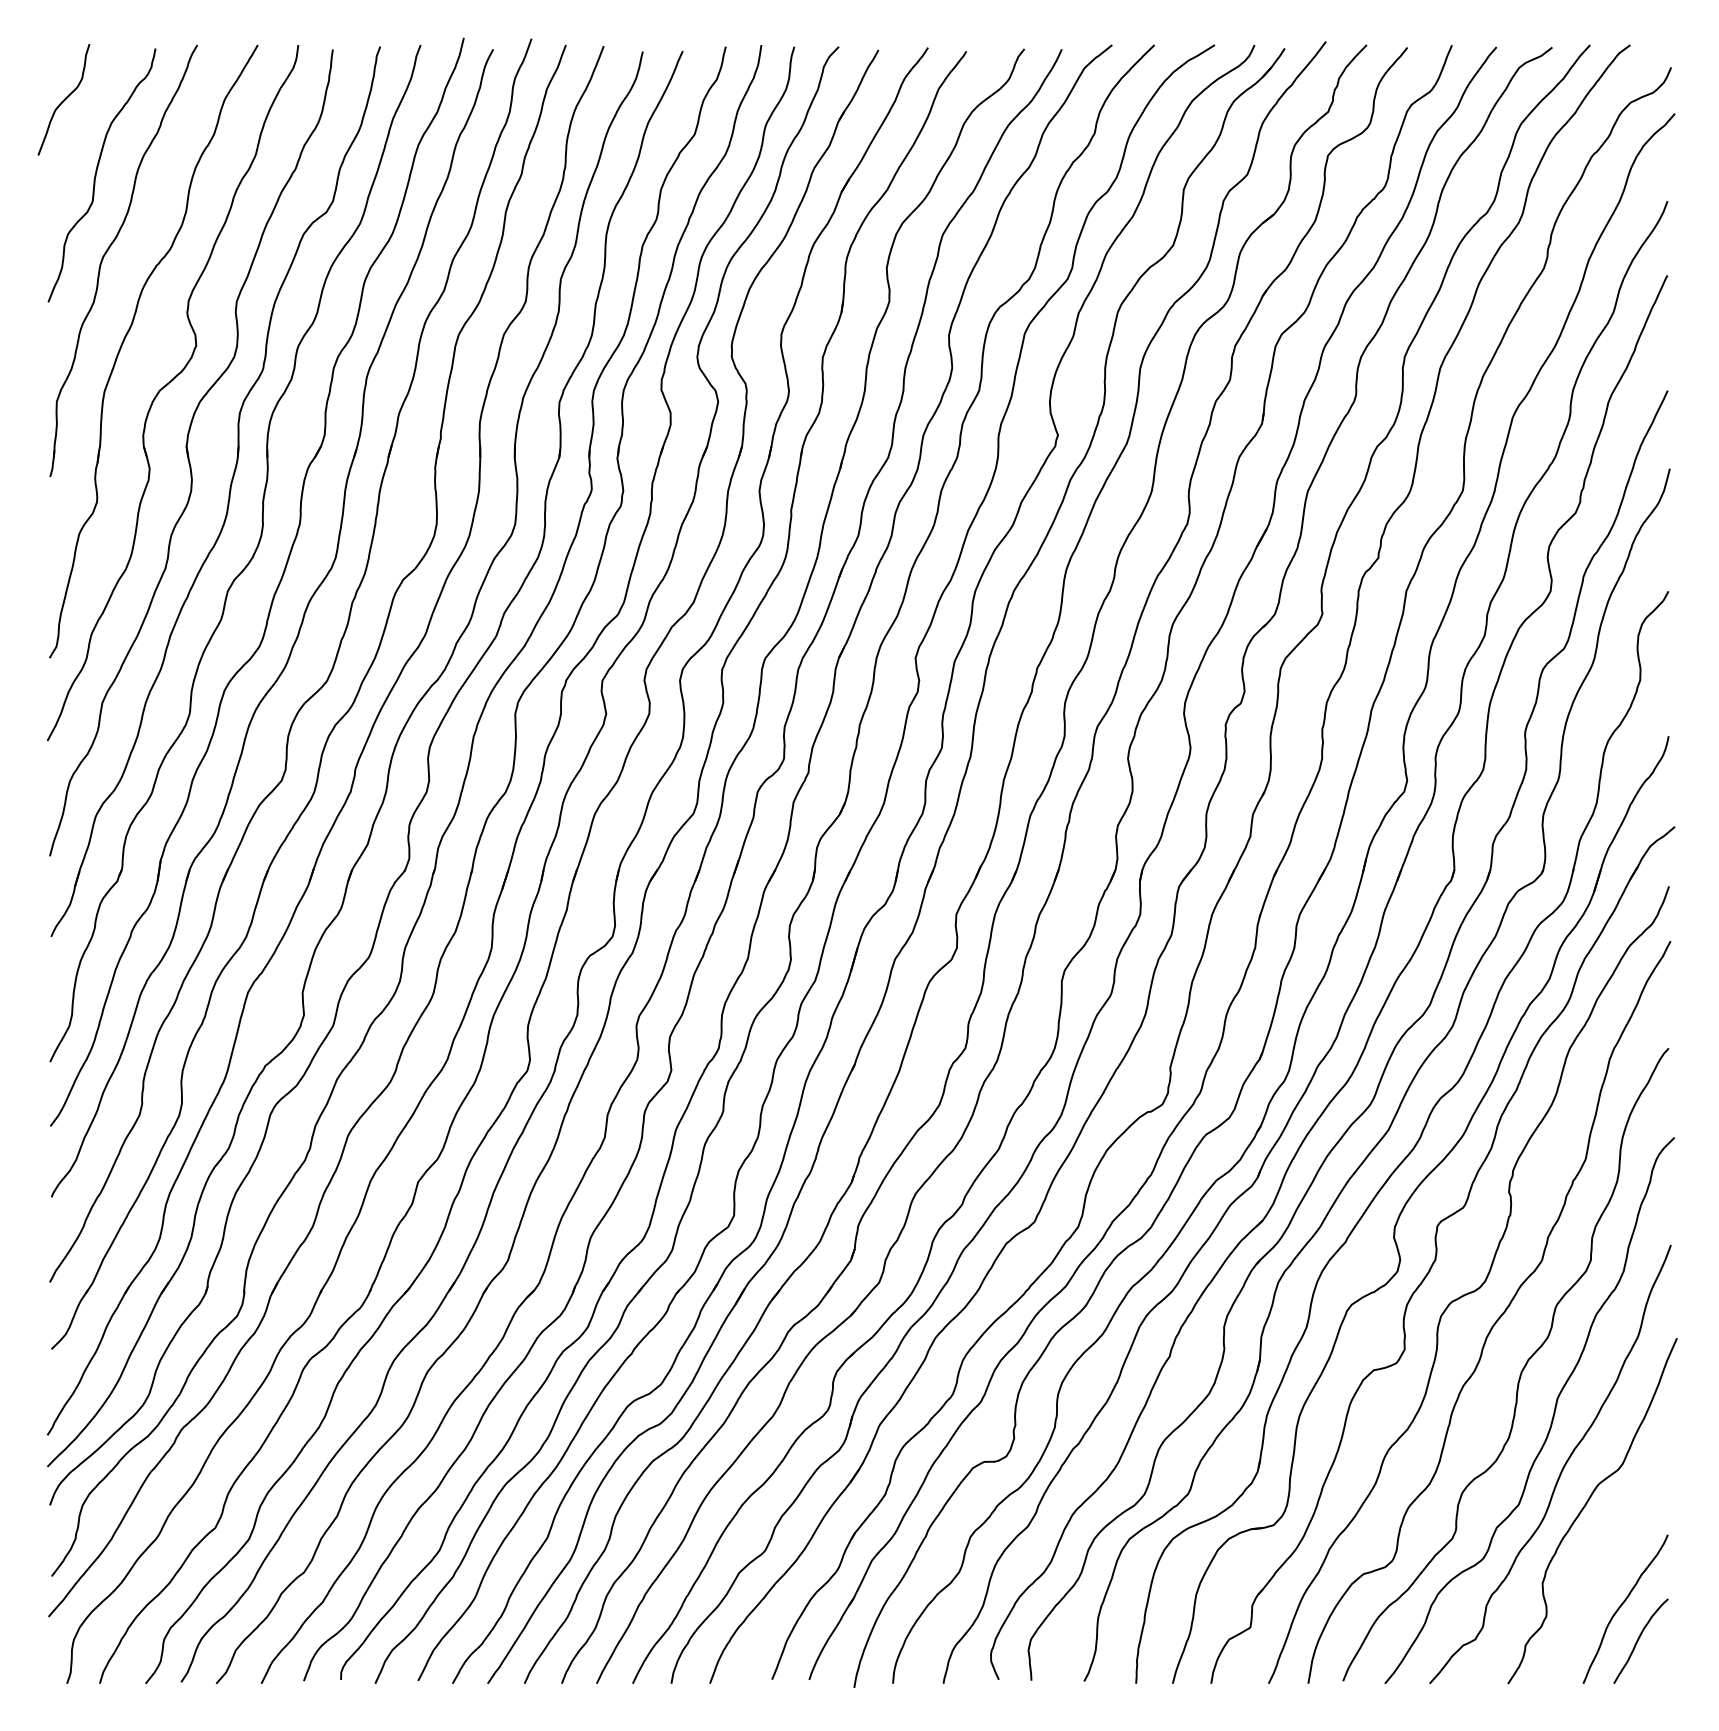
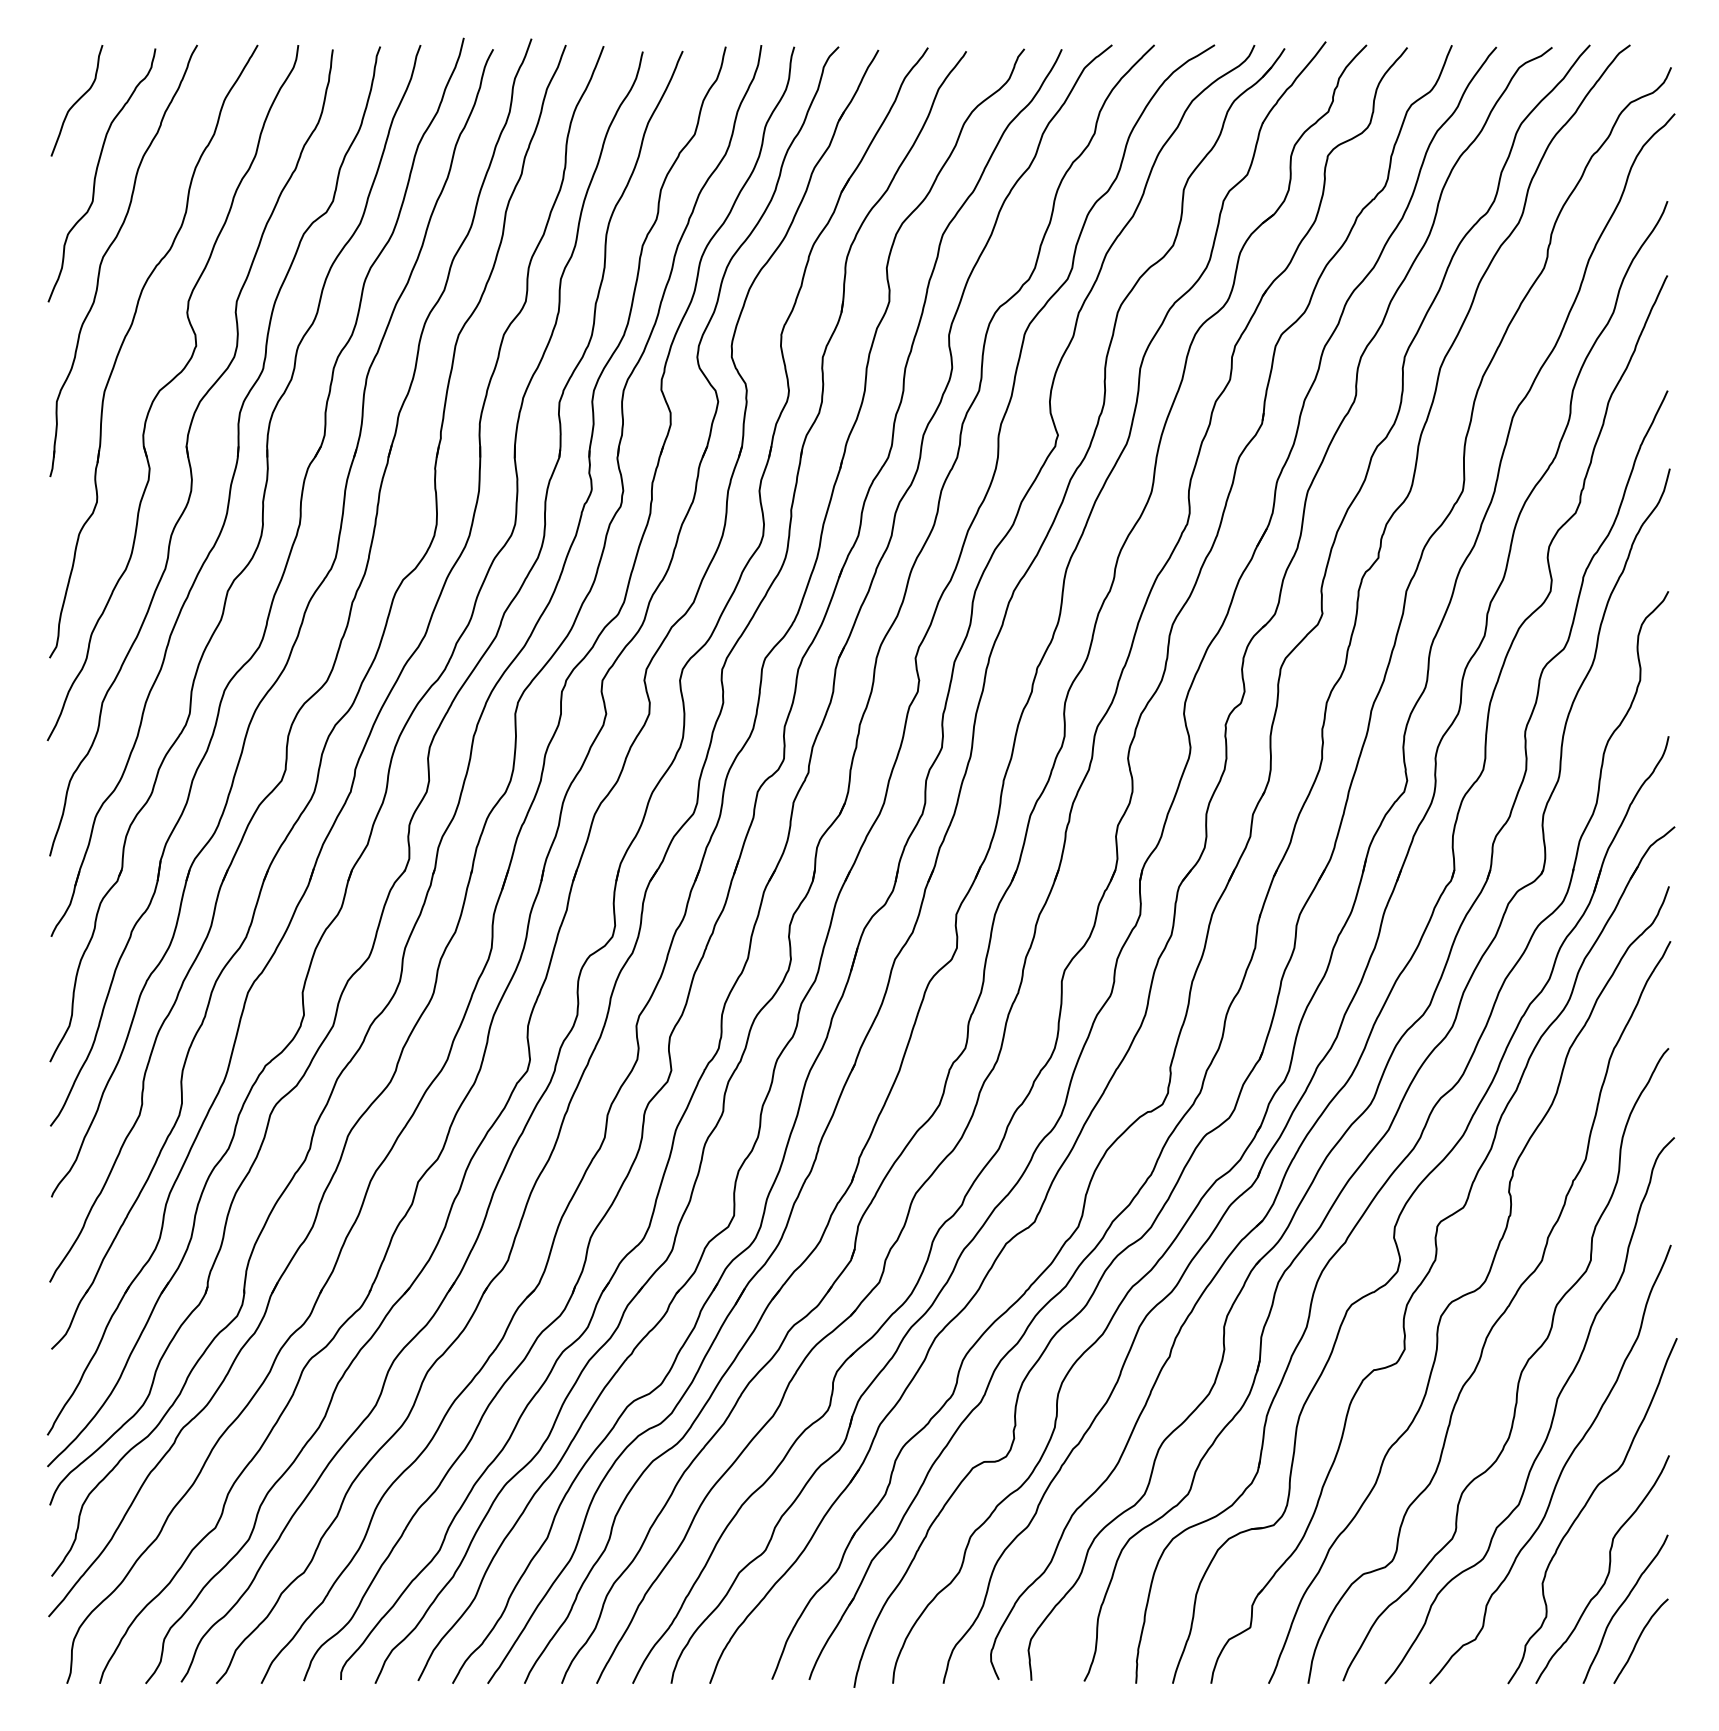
curve position: (63, 99) -> (76, 100) (76, 100)
curve: none -> present (1608, 1569)
